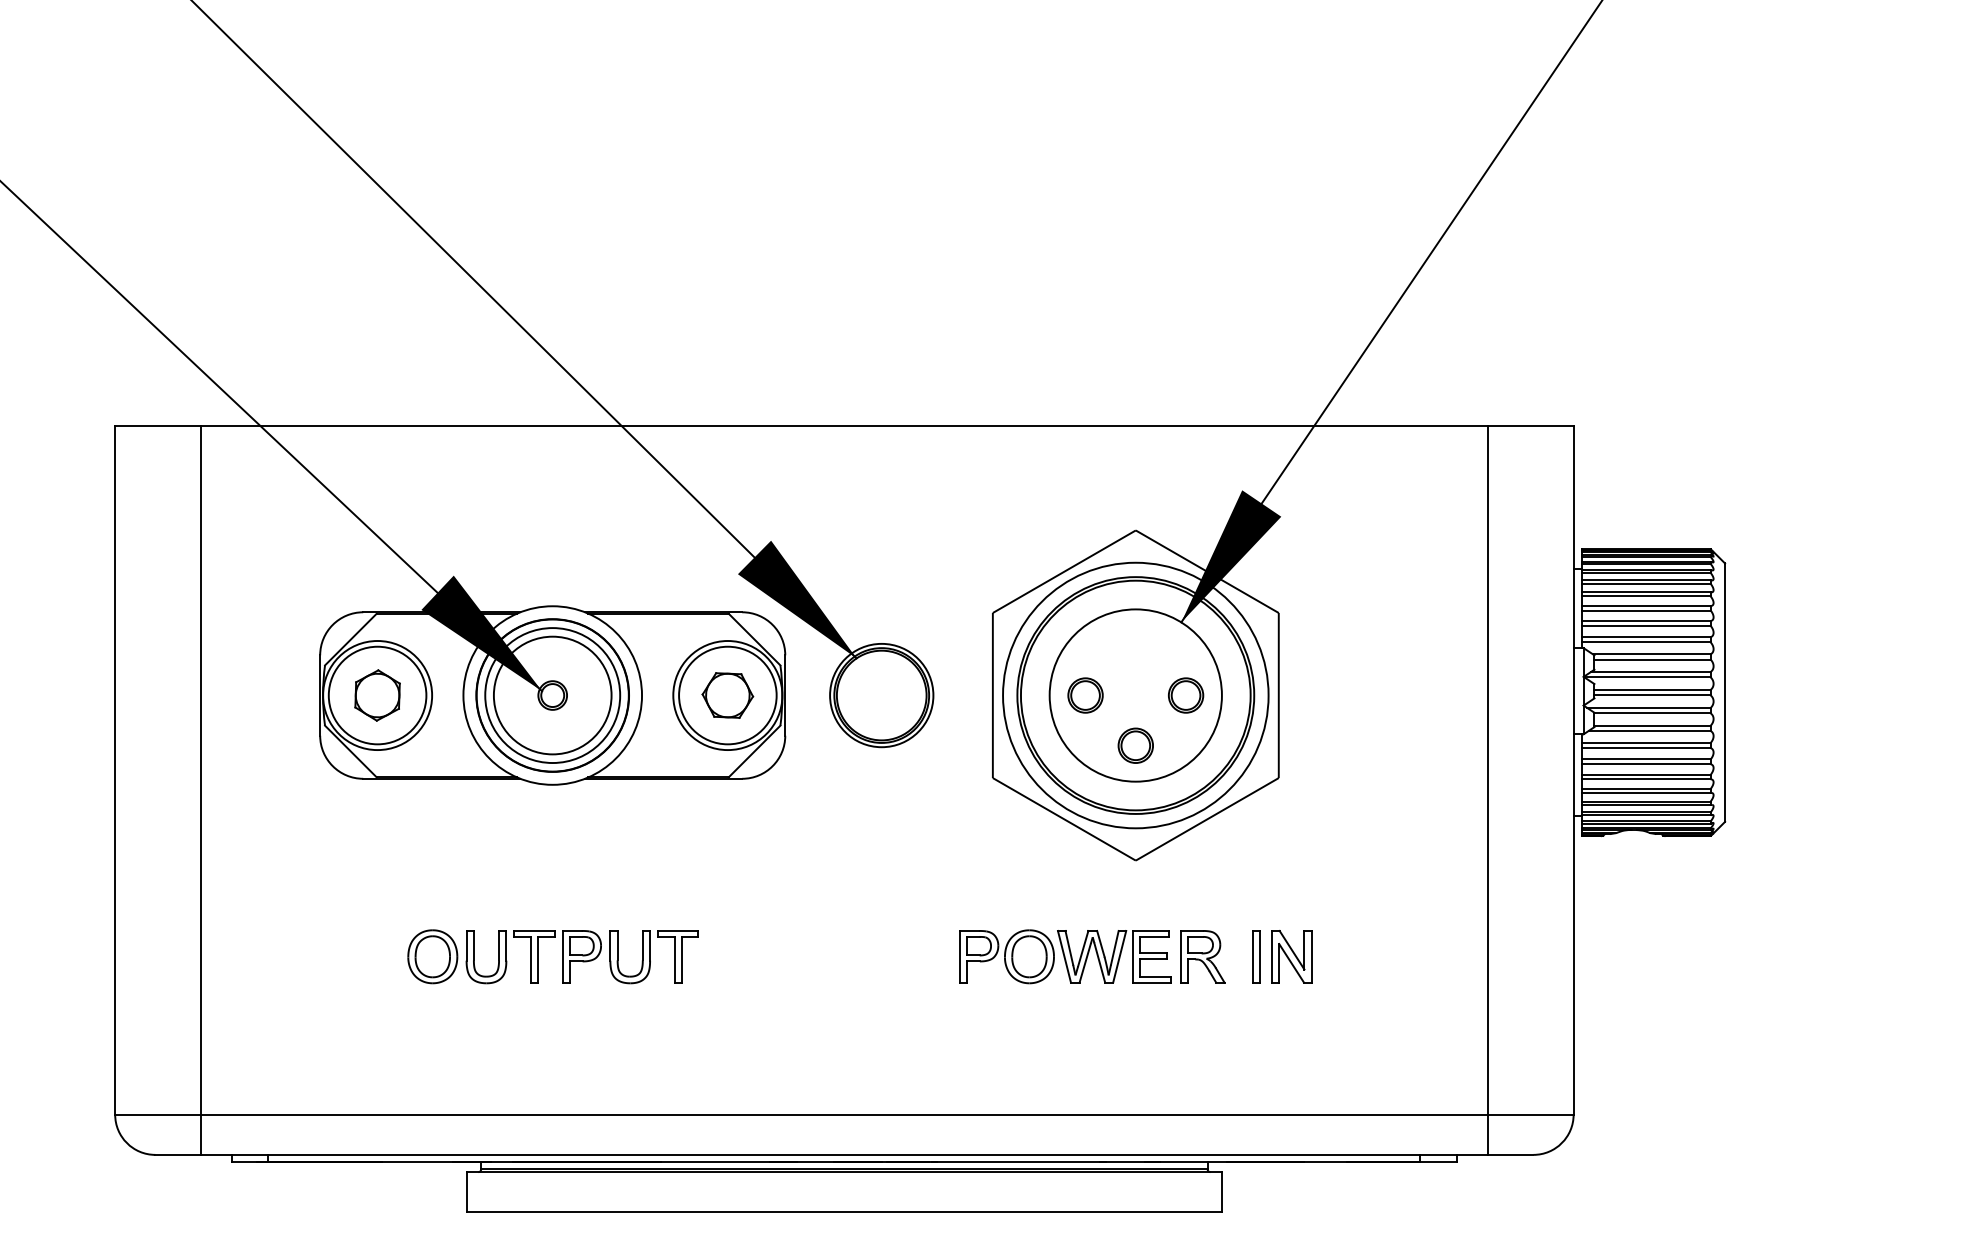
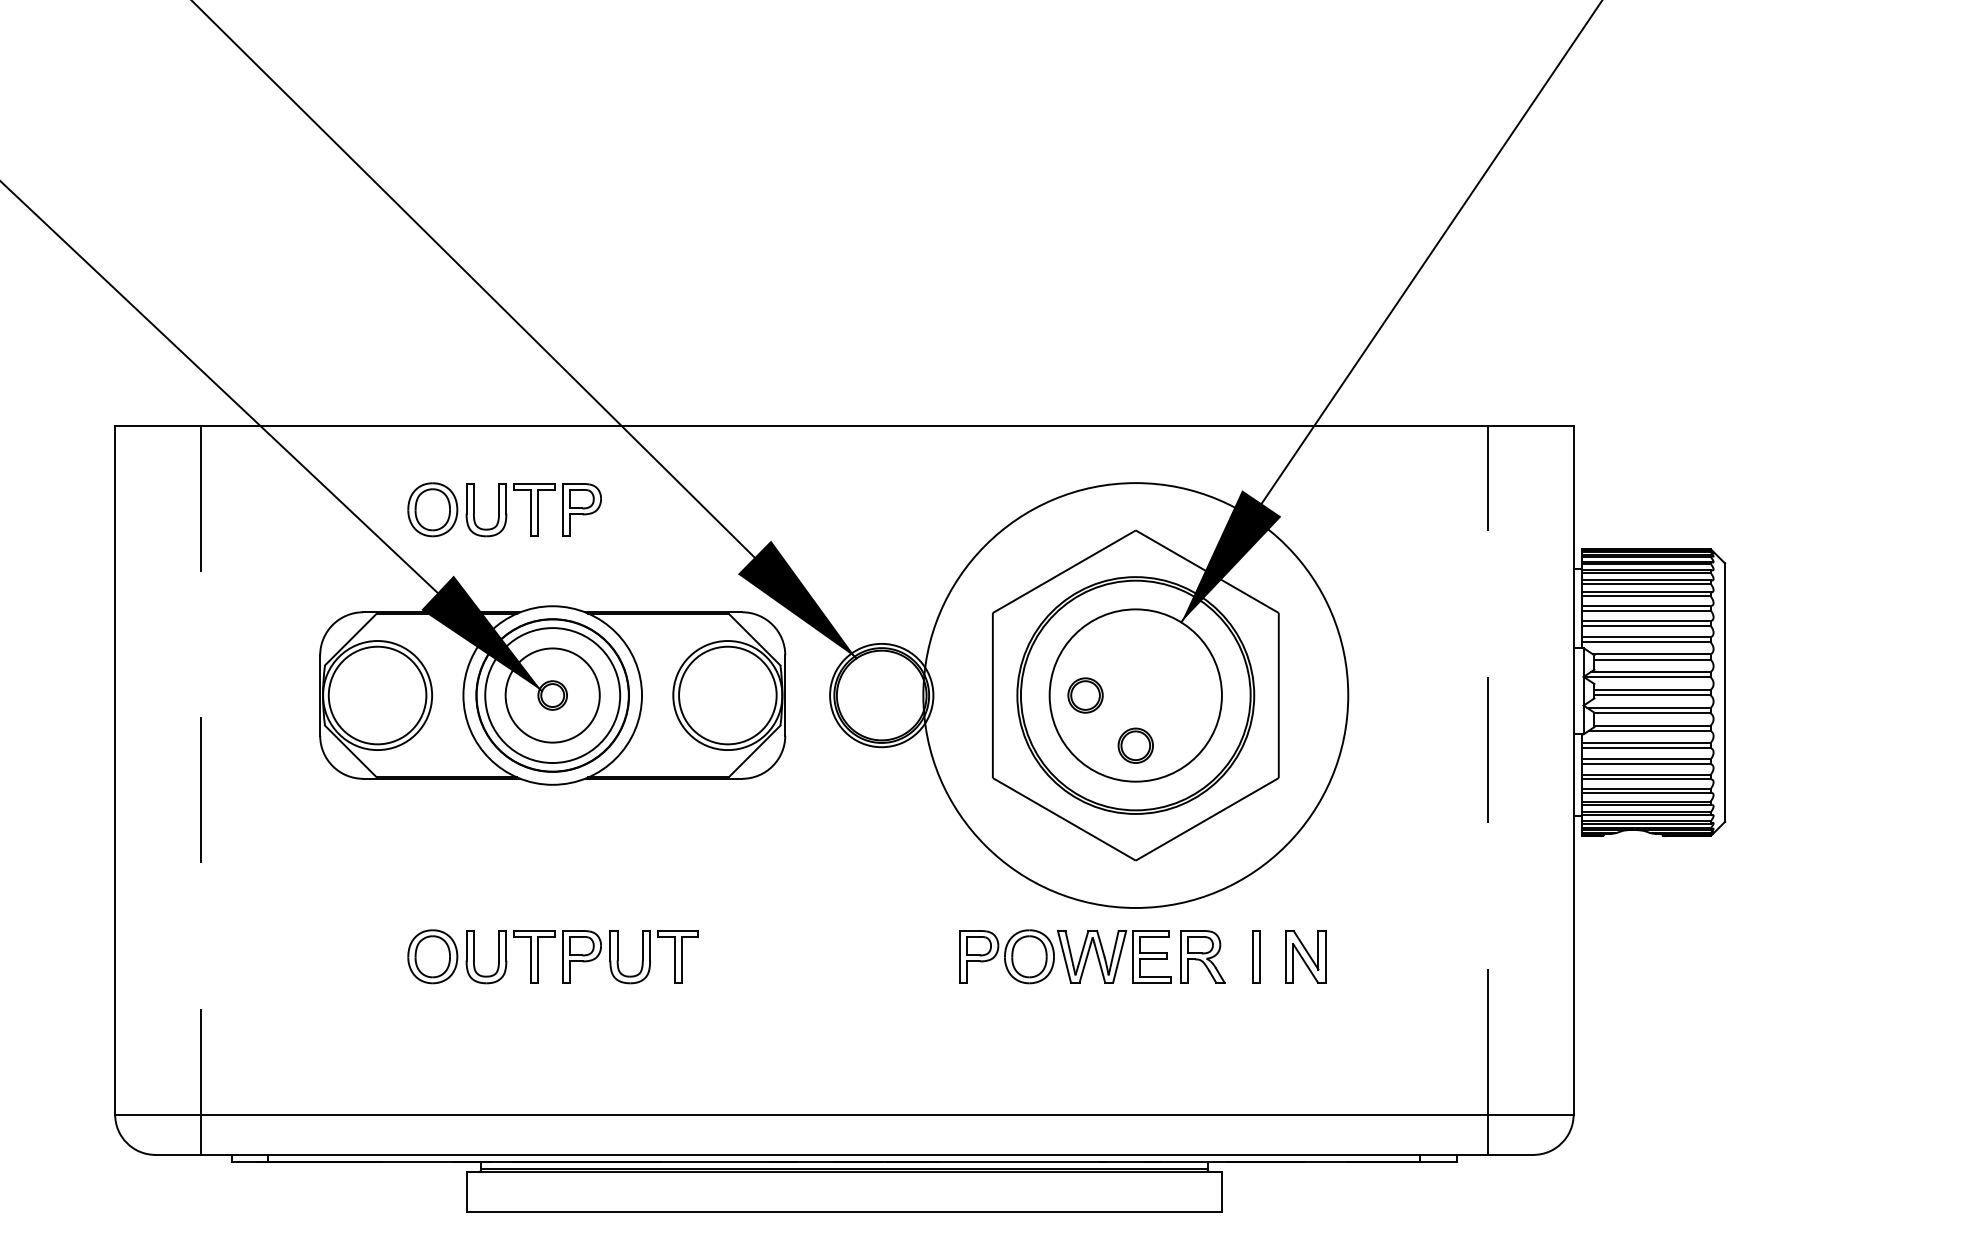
part: none -> present (504, 509)
part: present -> none (377, 695)
circle diameter: 118 px -> 94 px (552, 695)
part: present -> none (727, 695)
circle diameter: 266 px -> 425 px (1135, 695)
part: present -> none (1186, 695)
line: solid -> dashed (201, 770)
line: solid -> dashed (1487, 770)
part position: (1291, 956) -> (1305, 956) (1305, 956)
